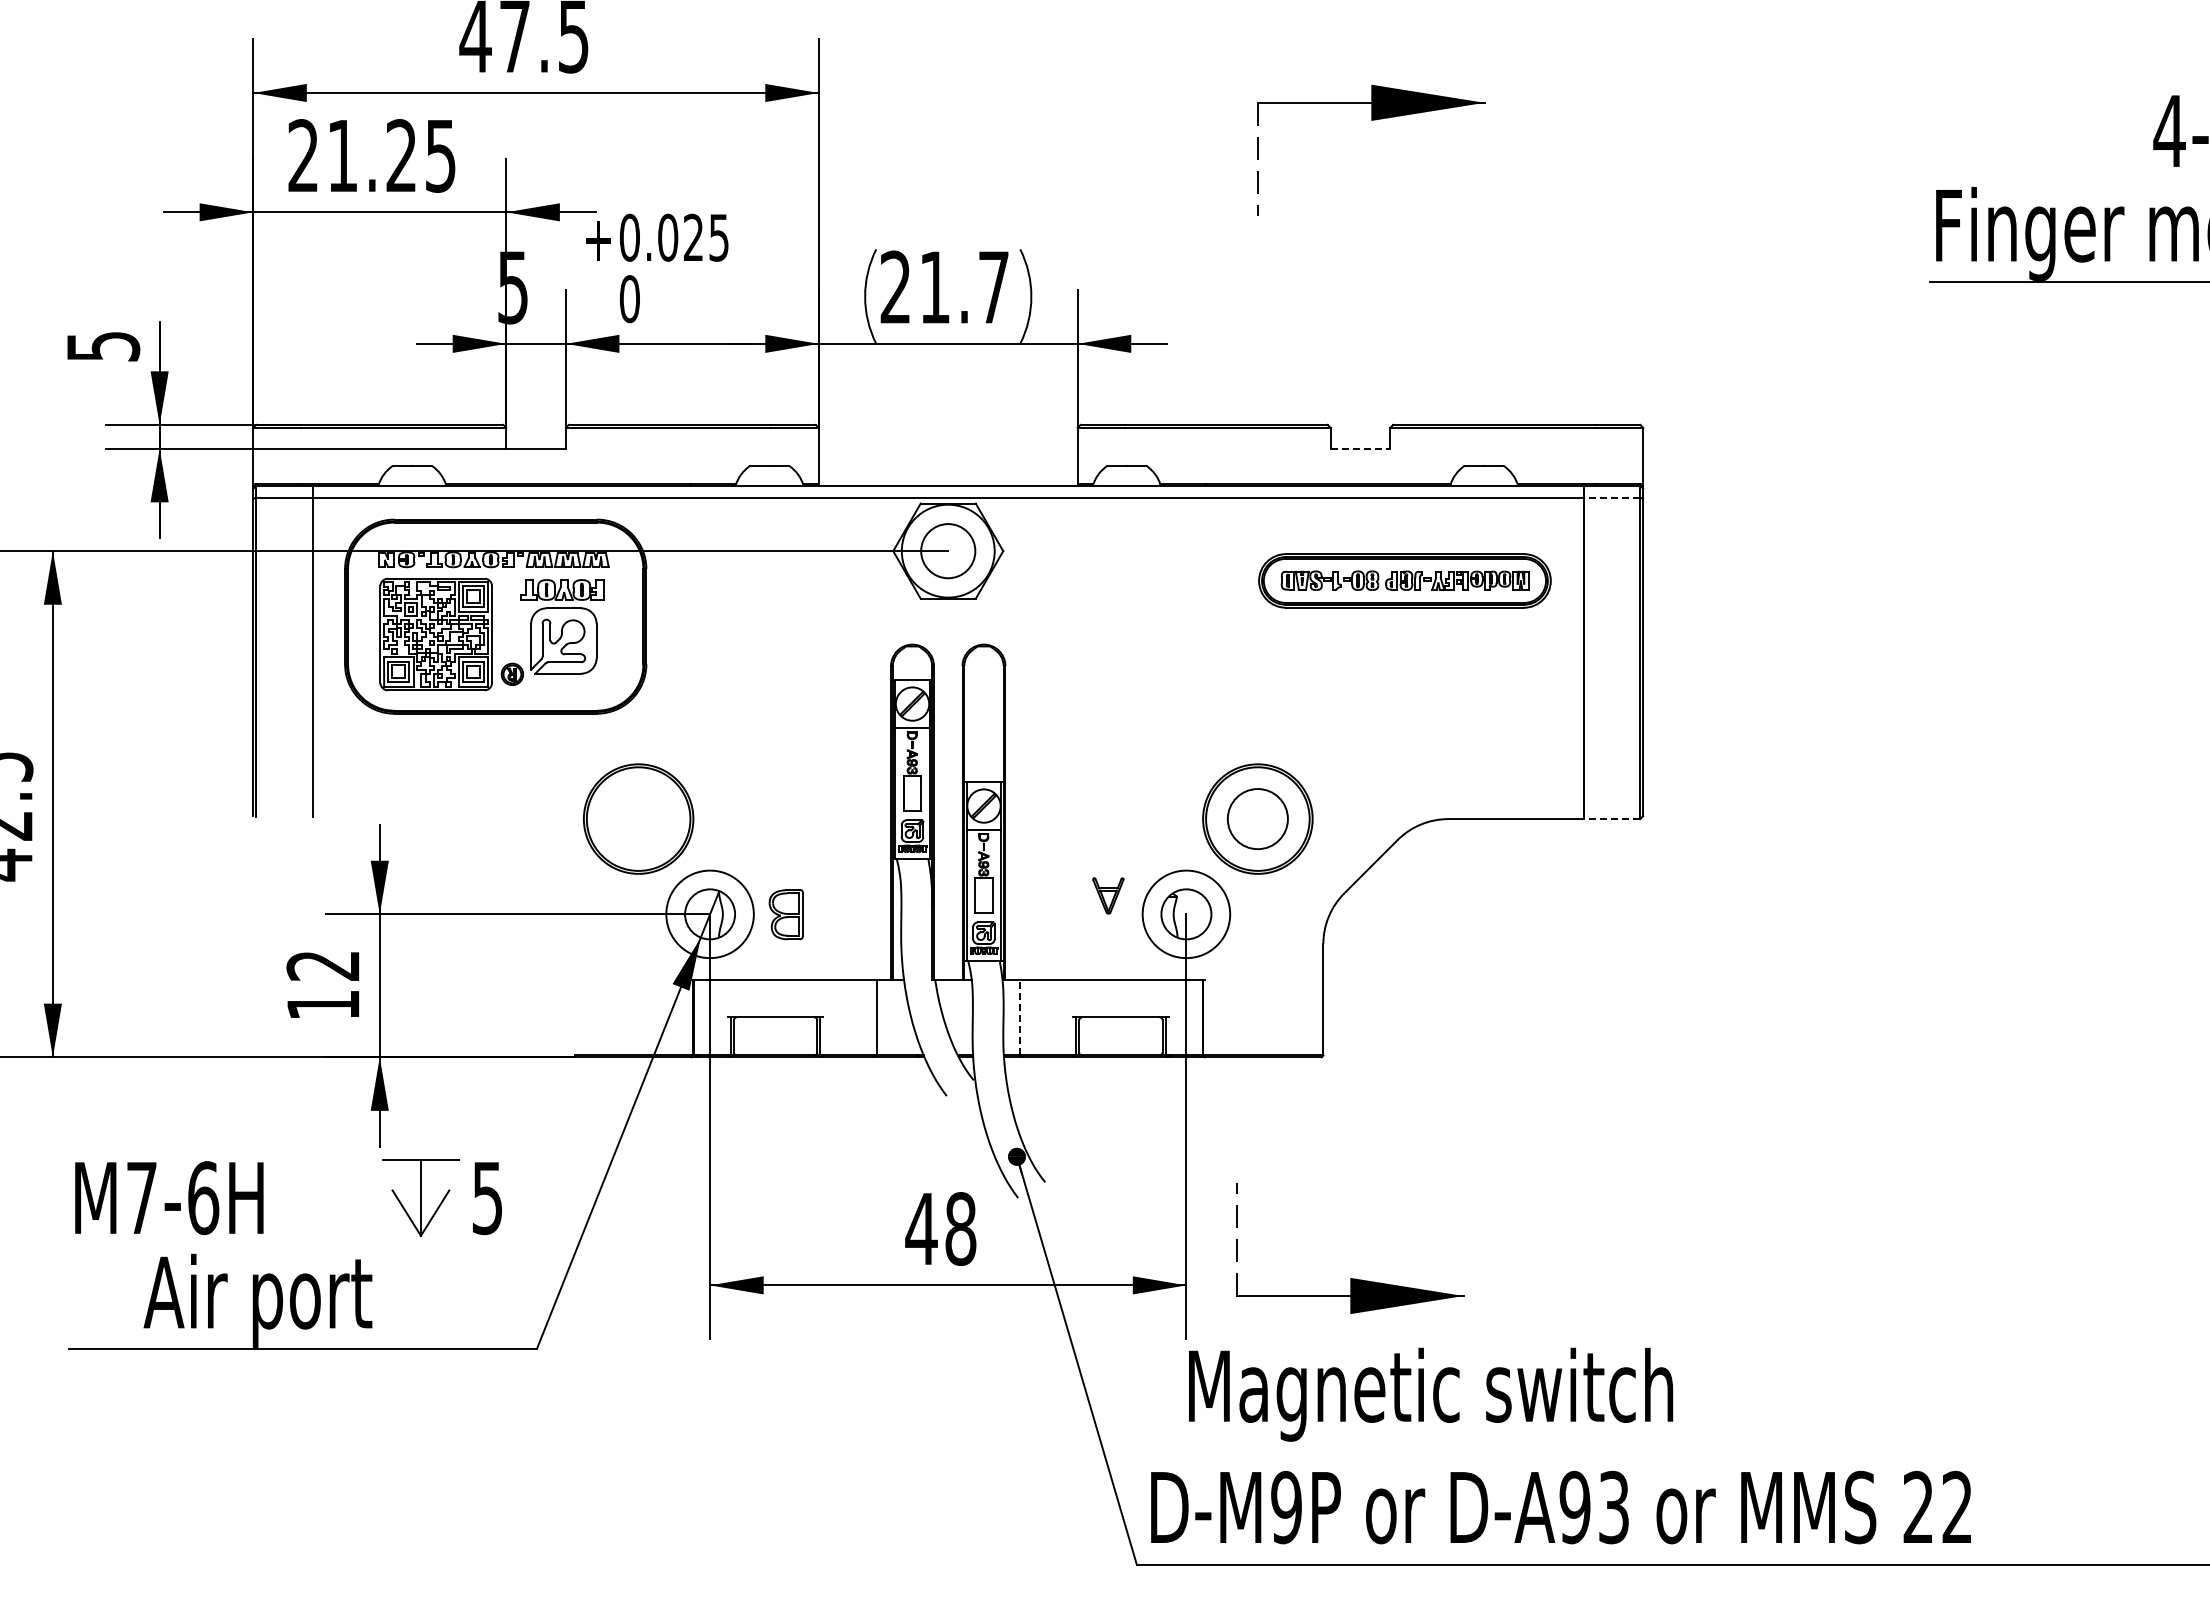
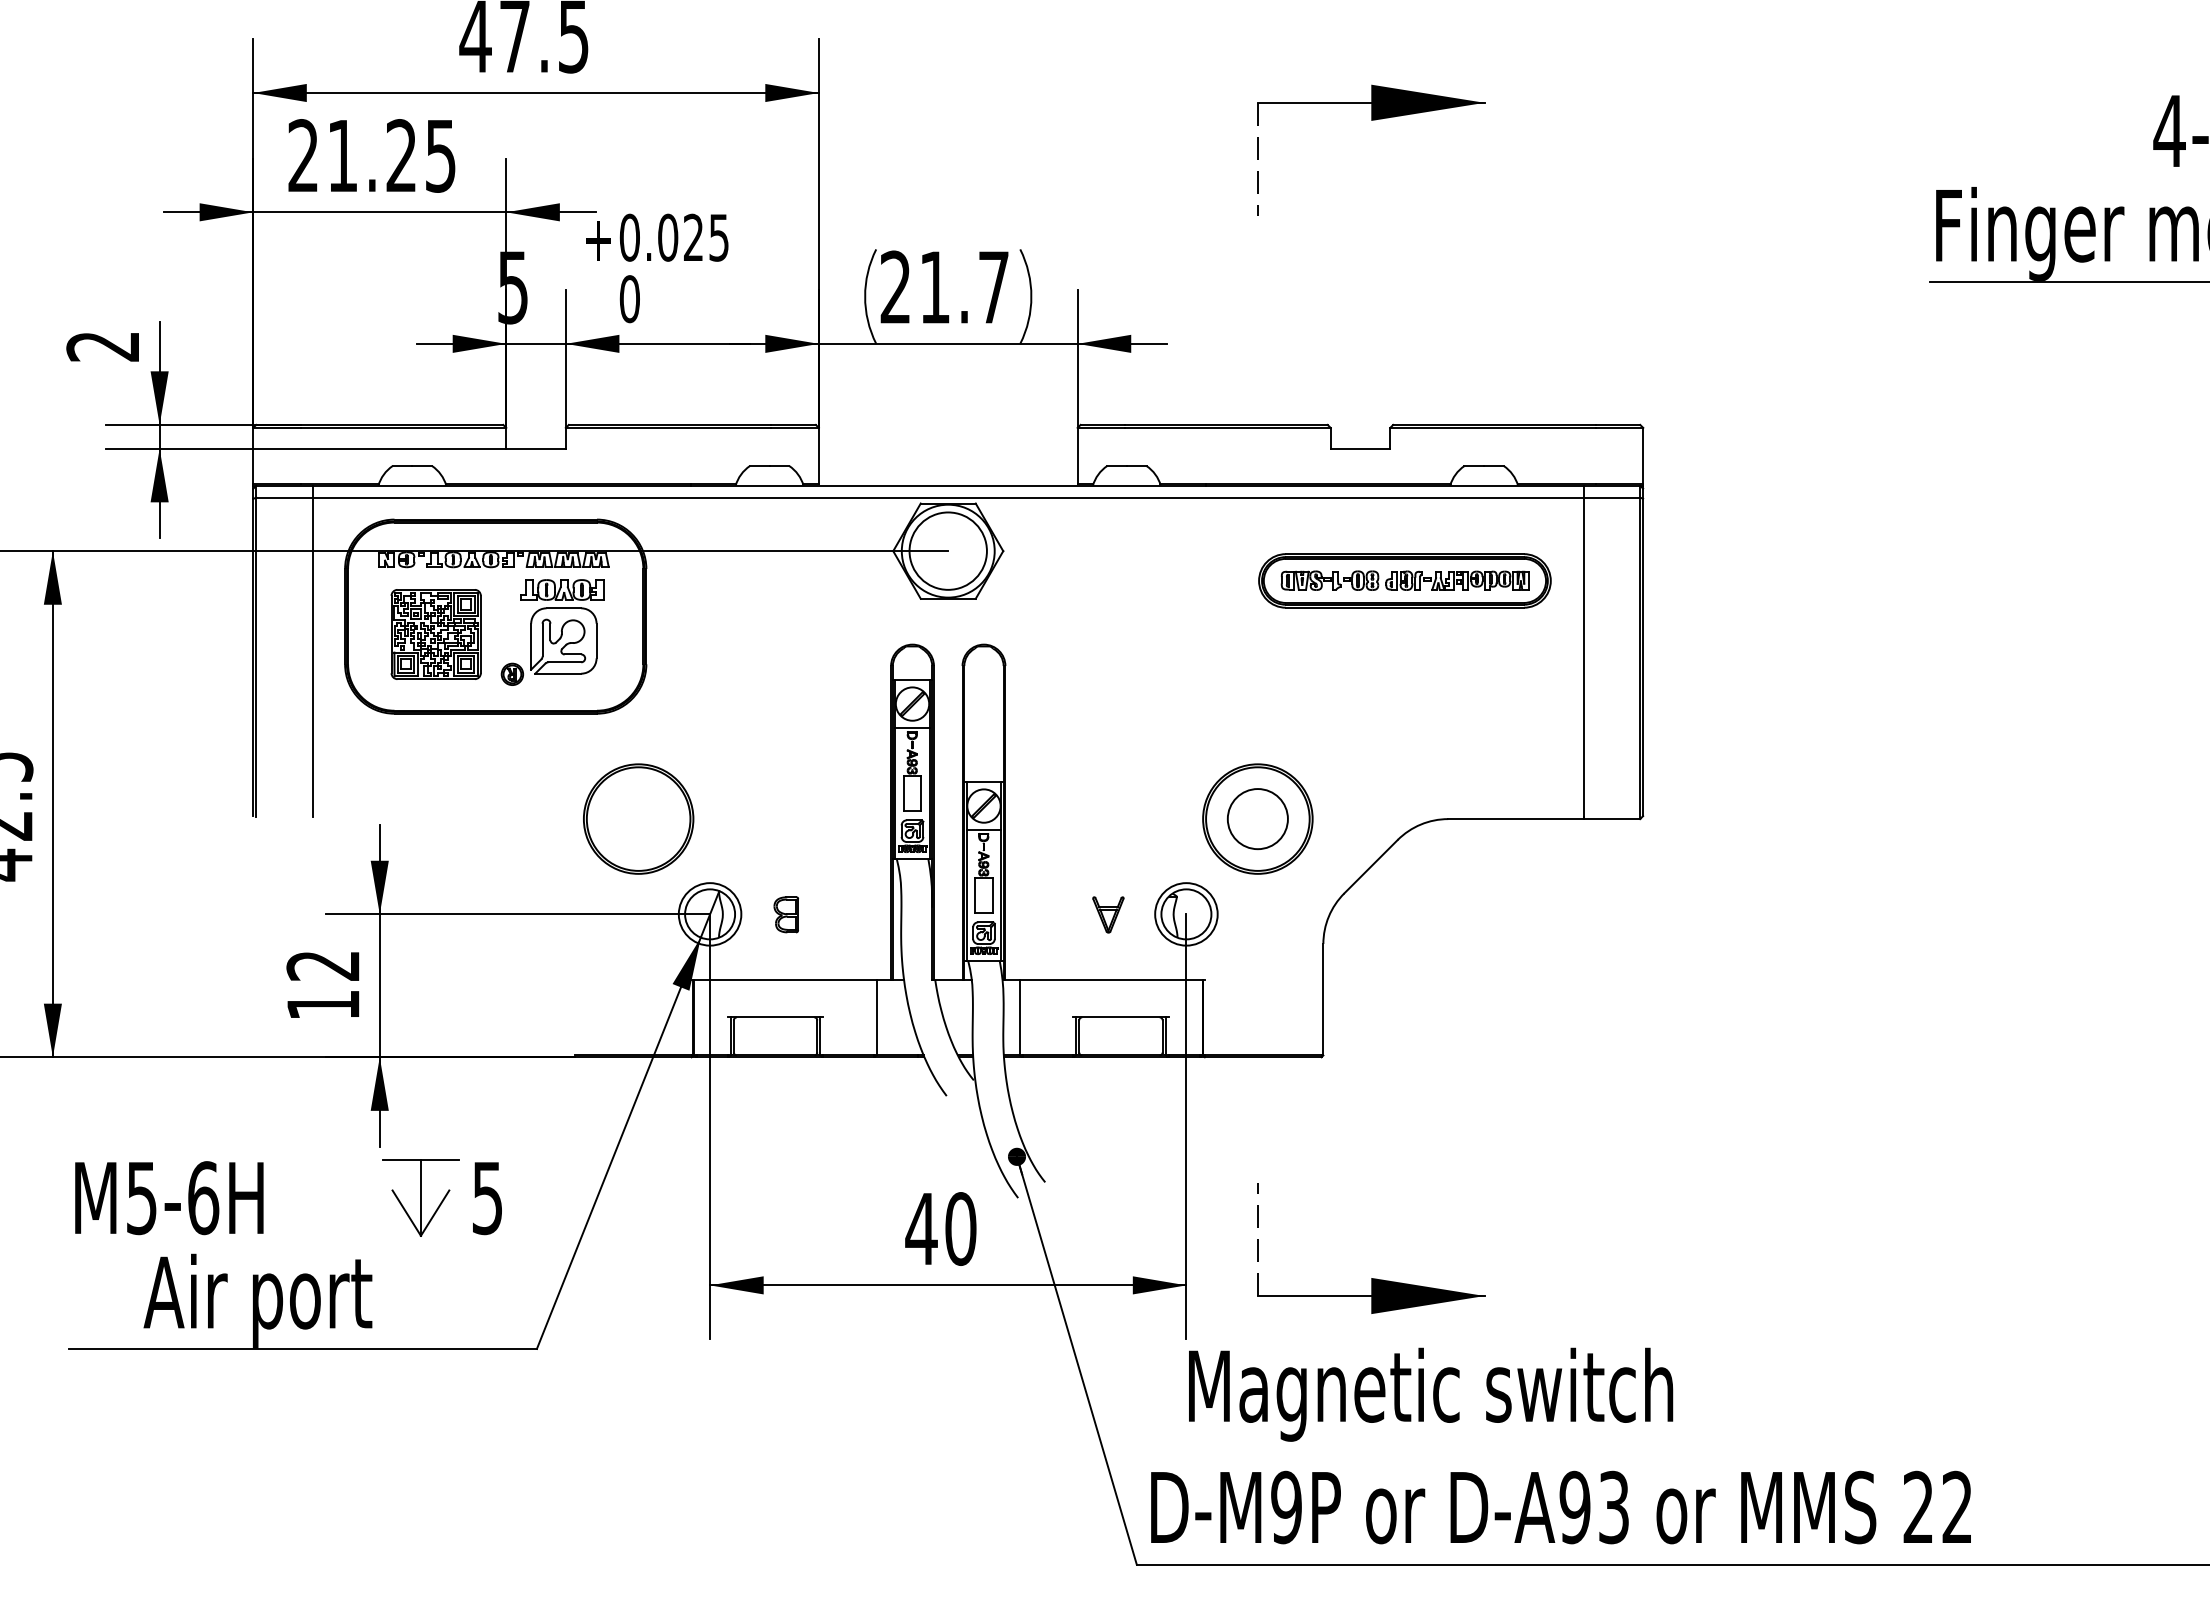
text: 5 -> 2 (103, 346)
line: dashed -> solid (1360, 448)
line: dashed -> solid (1611, 497)
circle diameter: 54 px -> 77 px (947, 550)
part size: 114x115 px -> 92x91 px (435, 634)
line: dashed -> solid (1611, 819)
part position: (1108, 895) -> (1108, 914) (1108, 914)
circle diameter: 88 px -> 63 px (709, 914)
part size: 36x52 px -> 27x38 px (786, 914)
circle diameter: 88 px -> 63 px (1186, 914)
line: dashed -> solid (1019, 1017)
text: M7-6H -> M5-6H (141, 1198)
text: 48 -> 40 (960, 1228)
part position: (1350, 1278) -> (1371, 1278) (1371, 1278)
